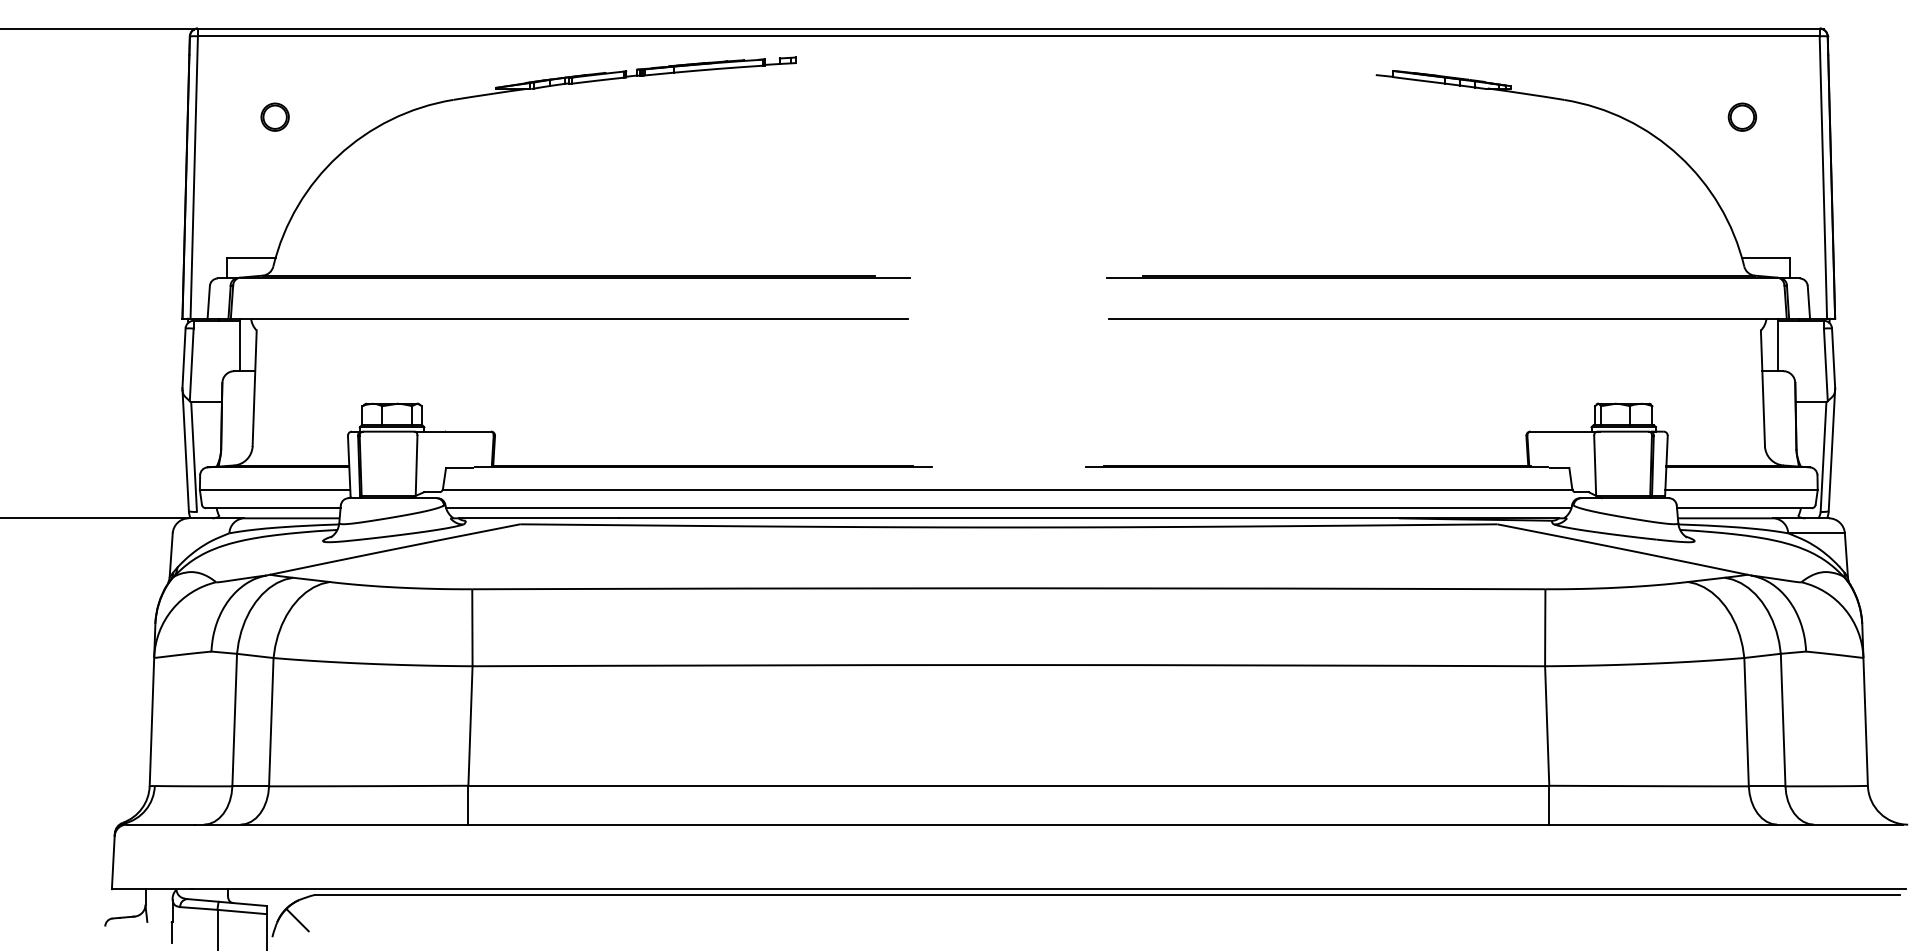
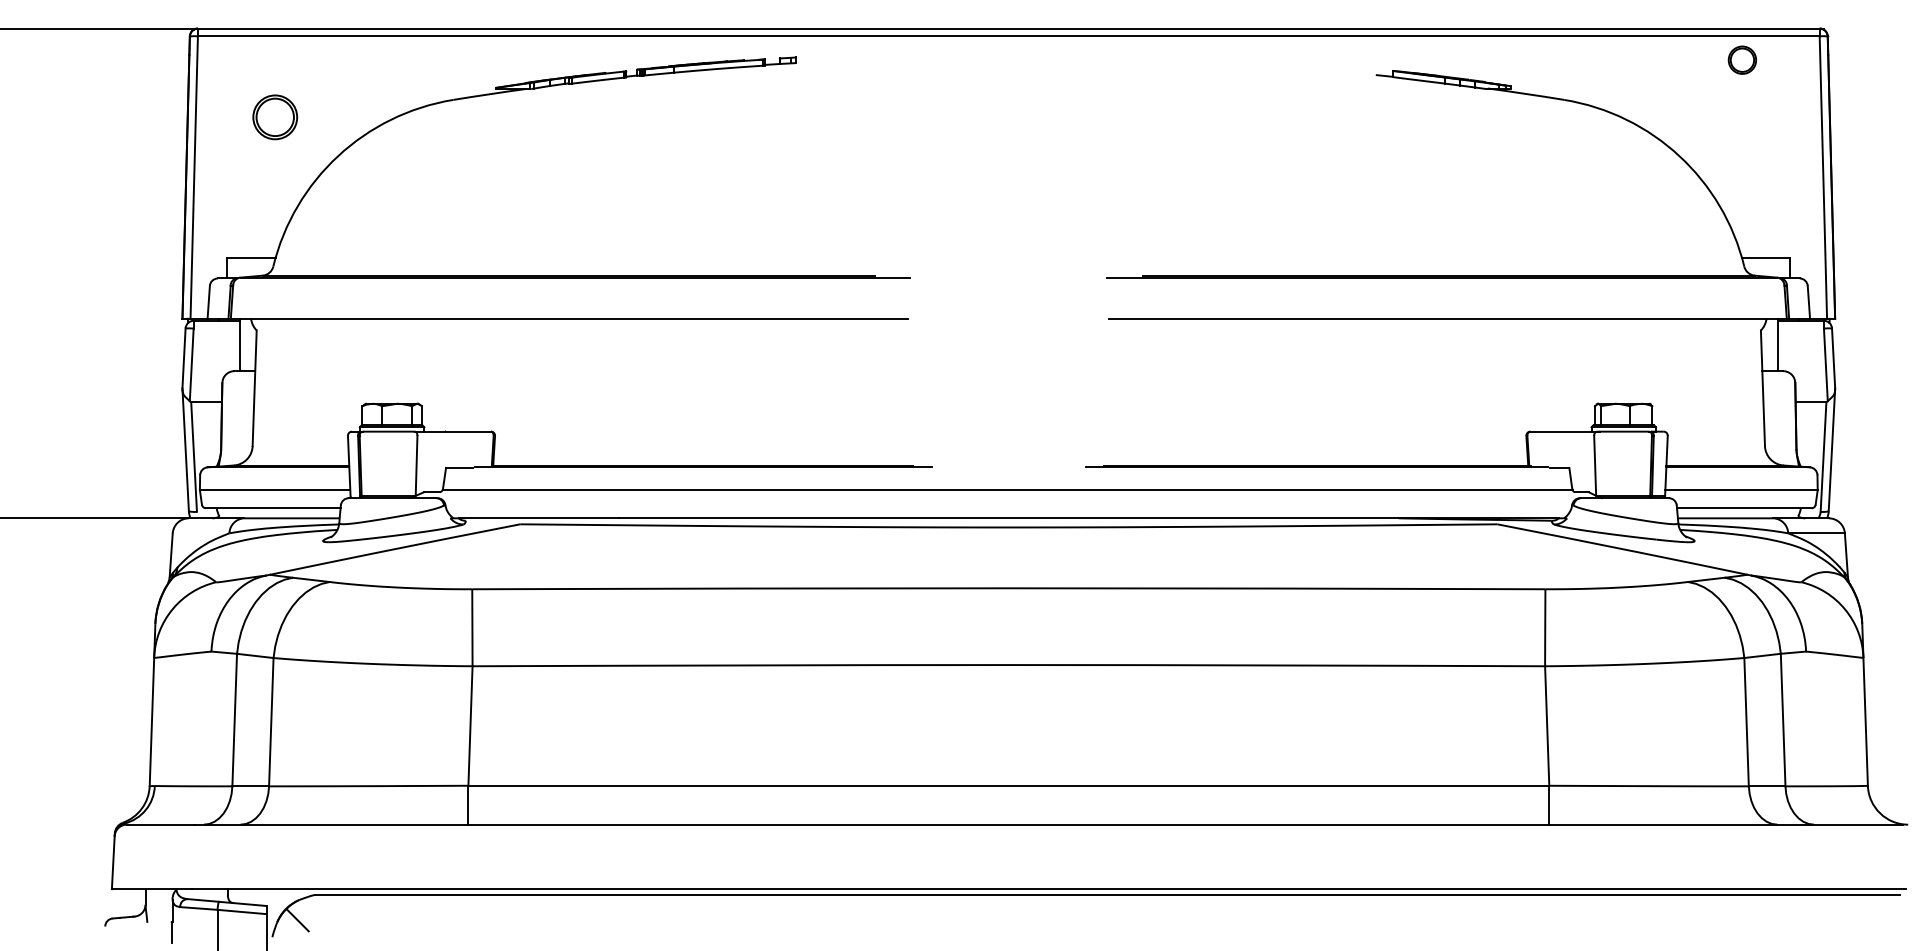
part size: 30x30 px -> 47x47 px (275, 117)
part position: (1741, 116) -> (1741, 59) (1741, 59)
line: present -> none (1008, 508)
